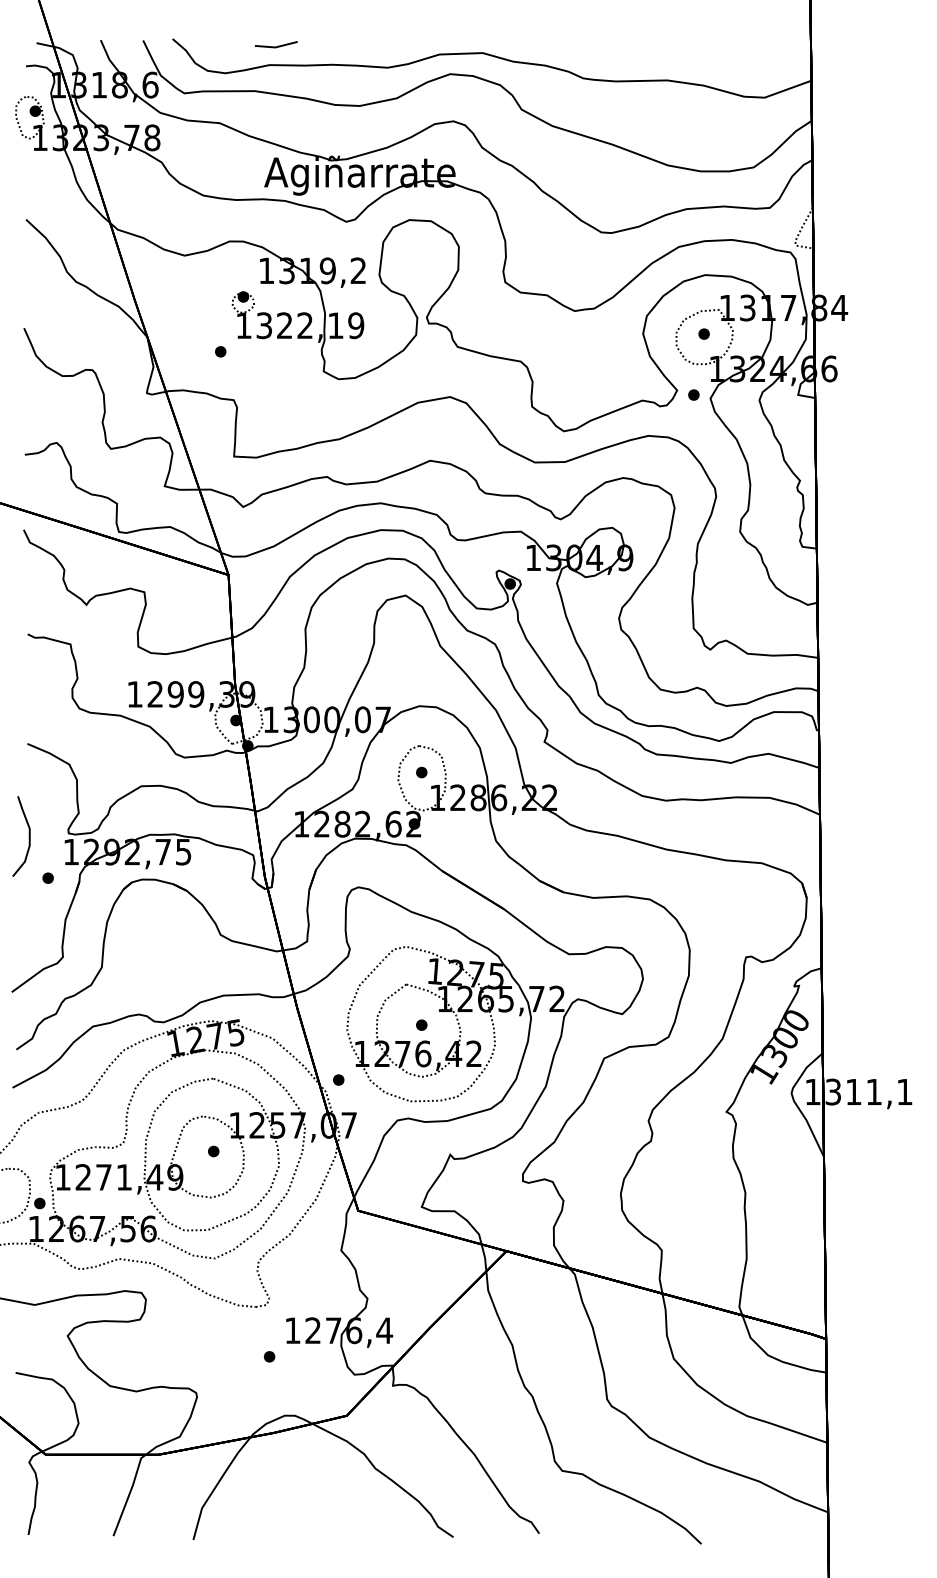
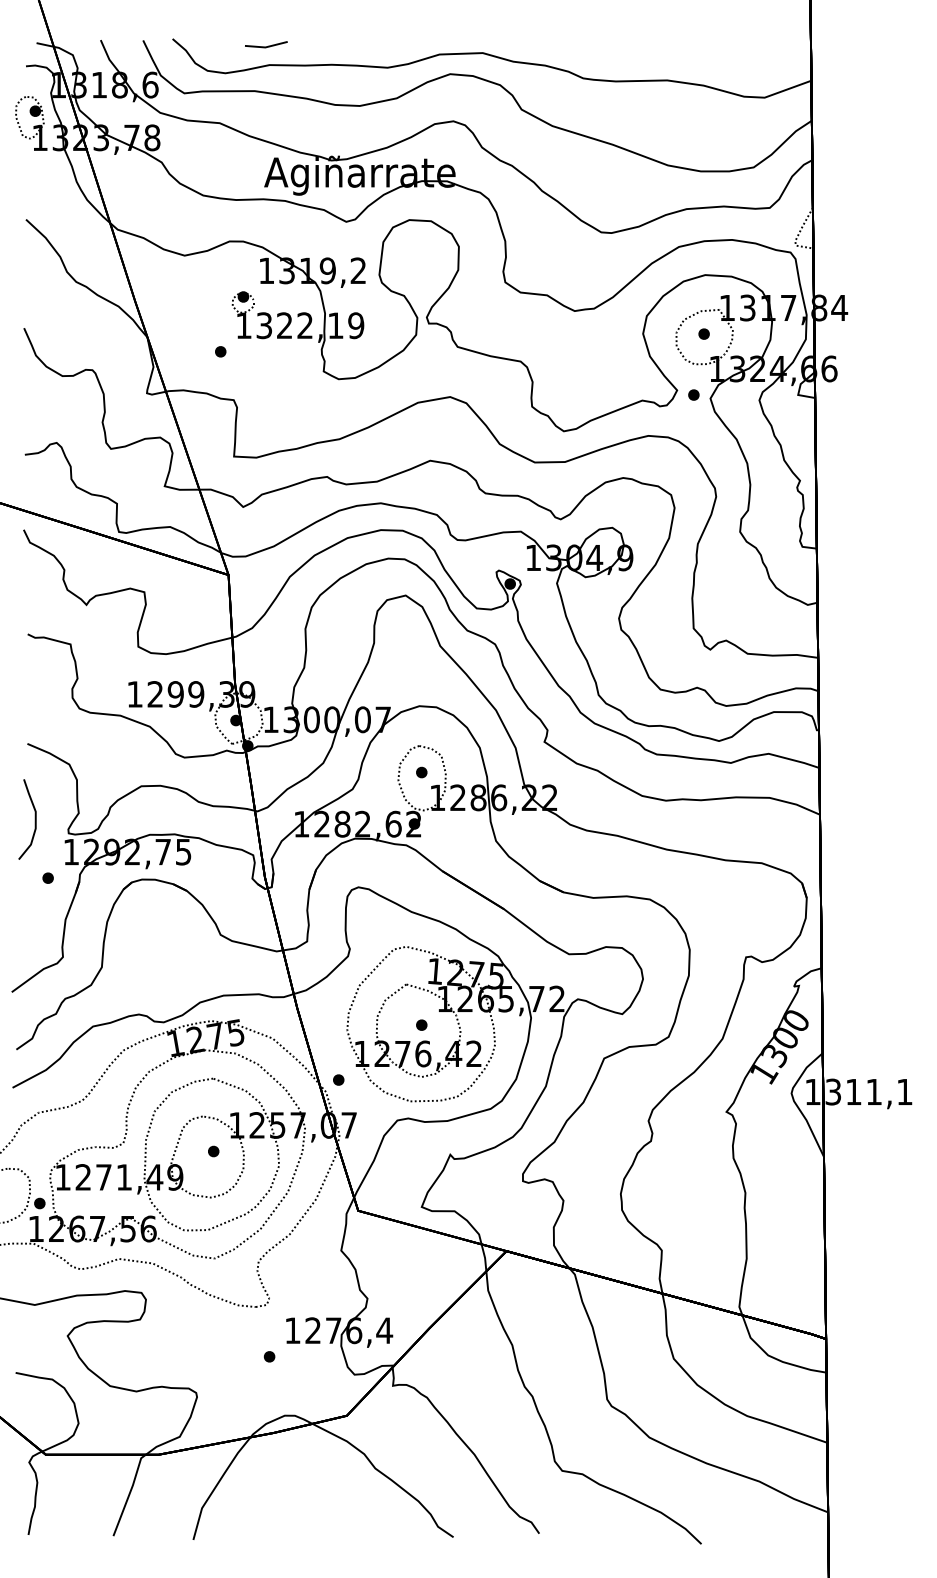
line position: (276, 46) -> (266, 46) (266, 46)
curve position: (28, 836) -> (34, 819) (34, 819)
